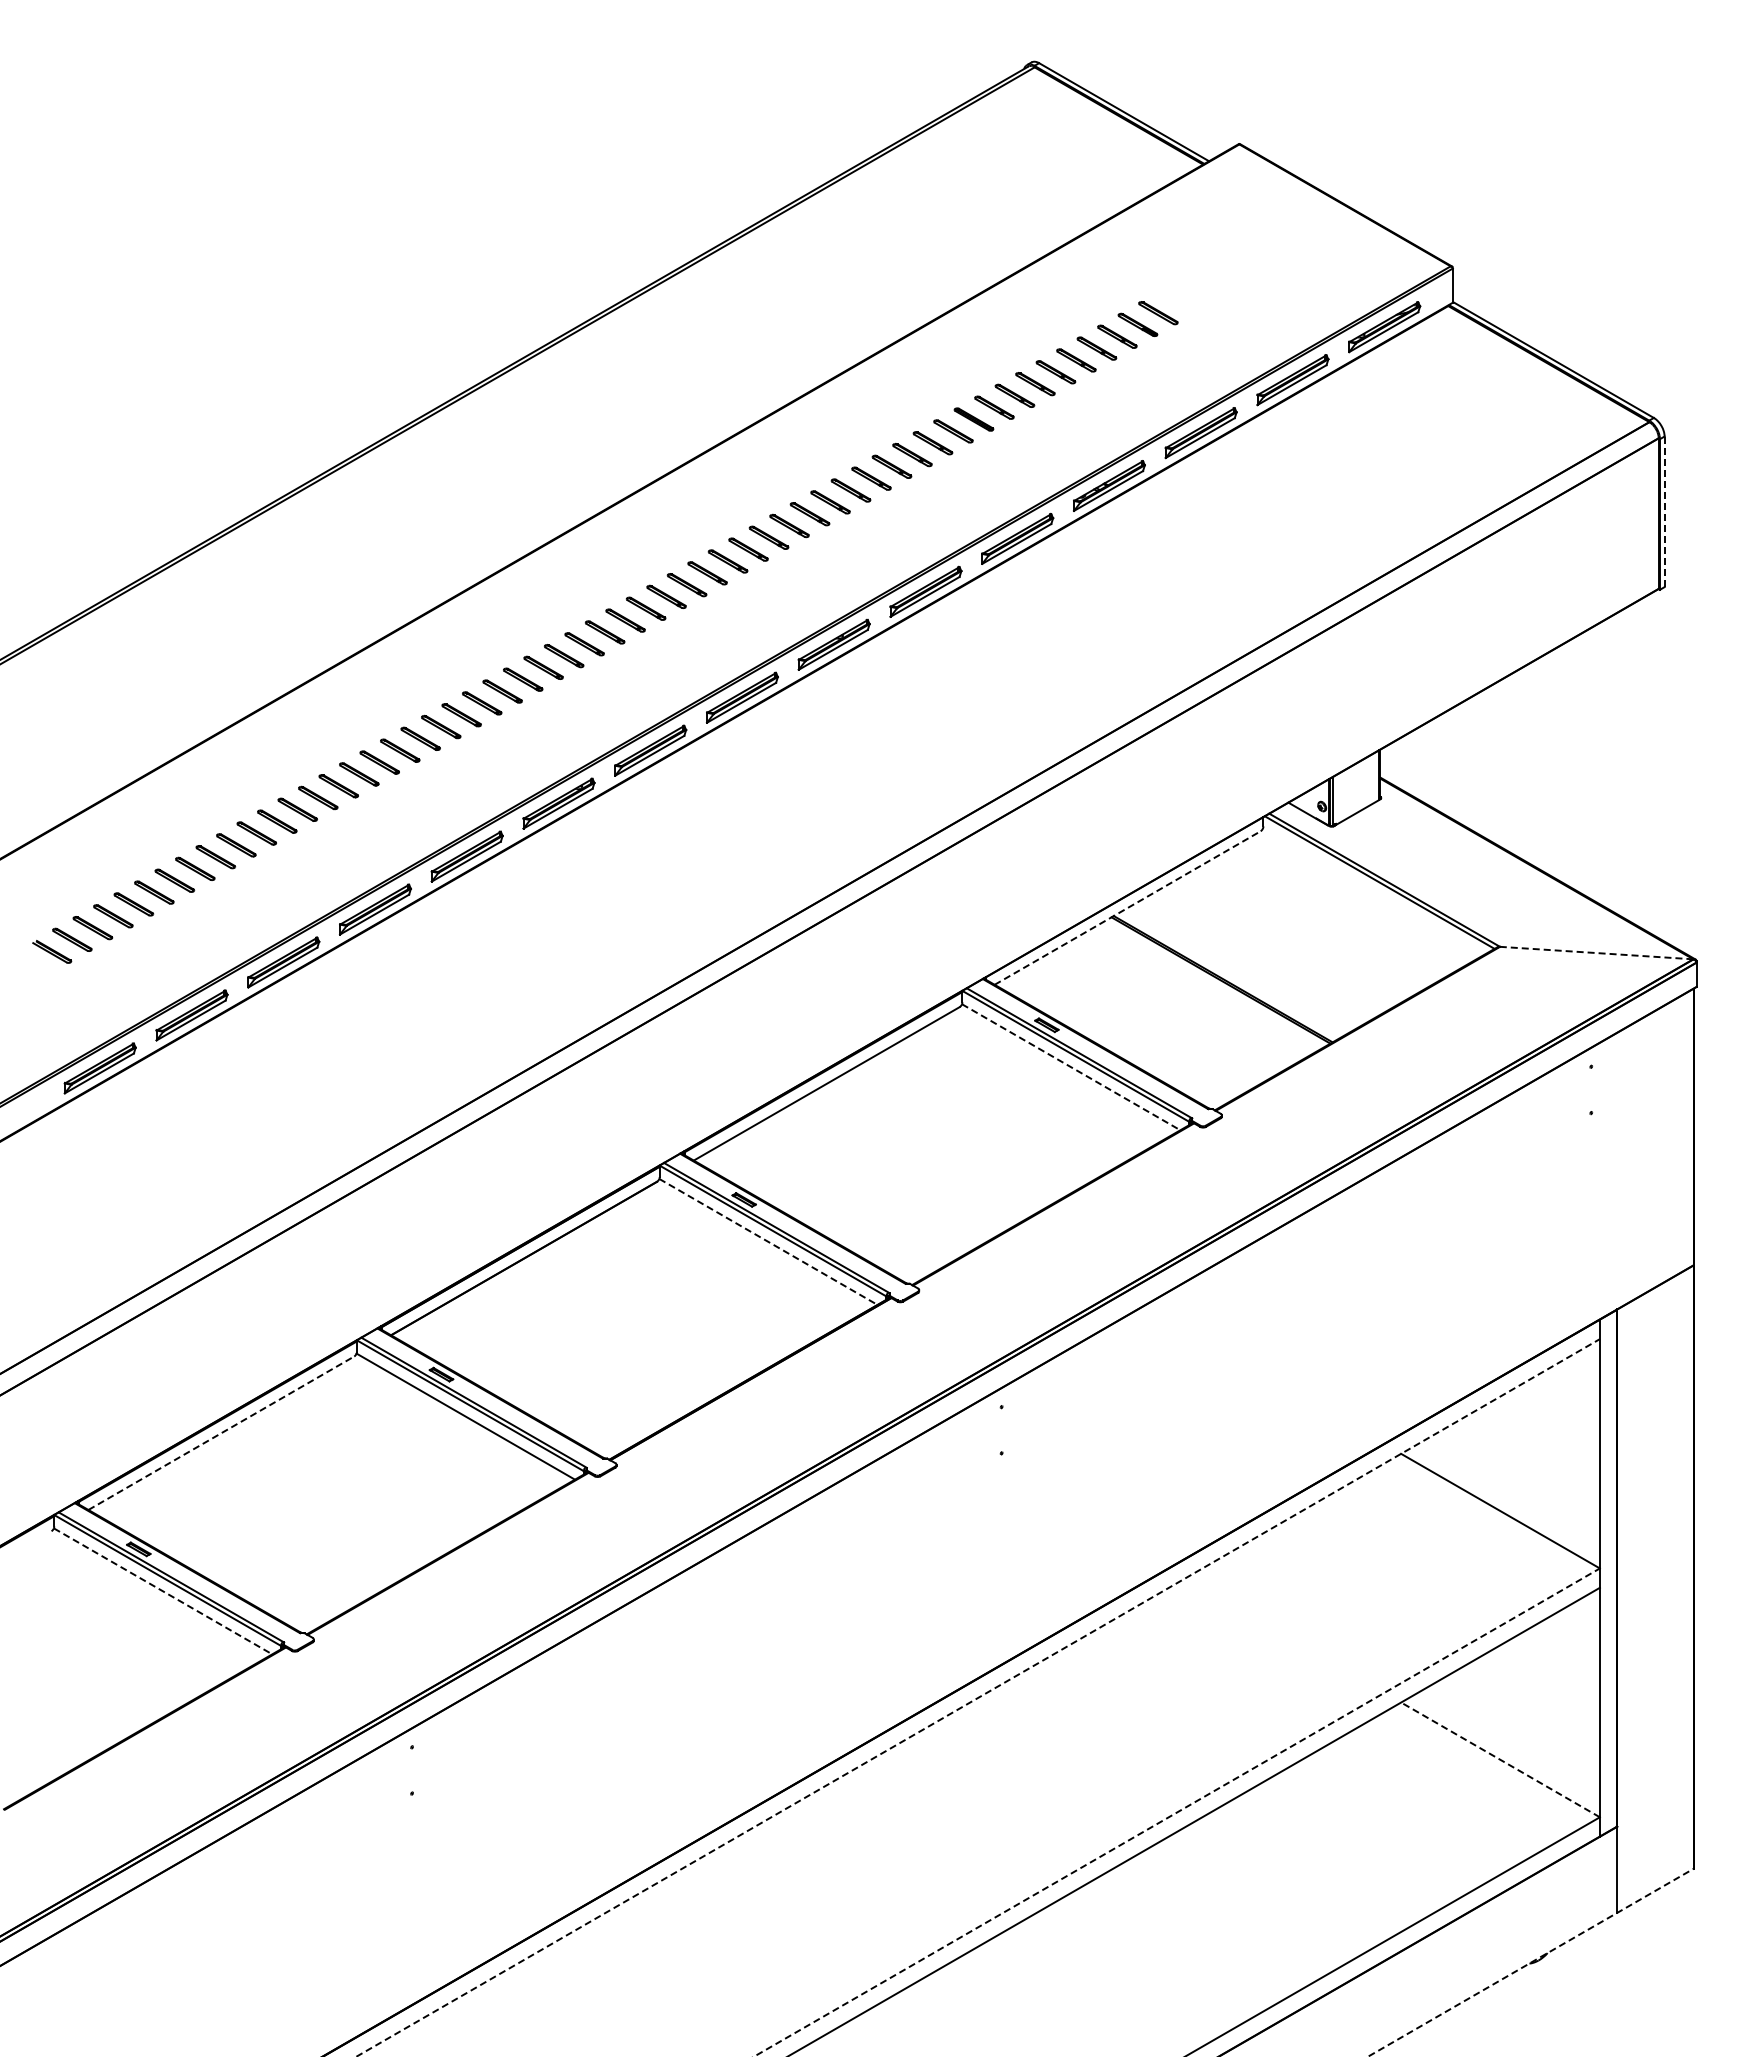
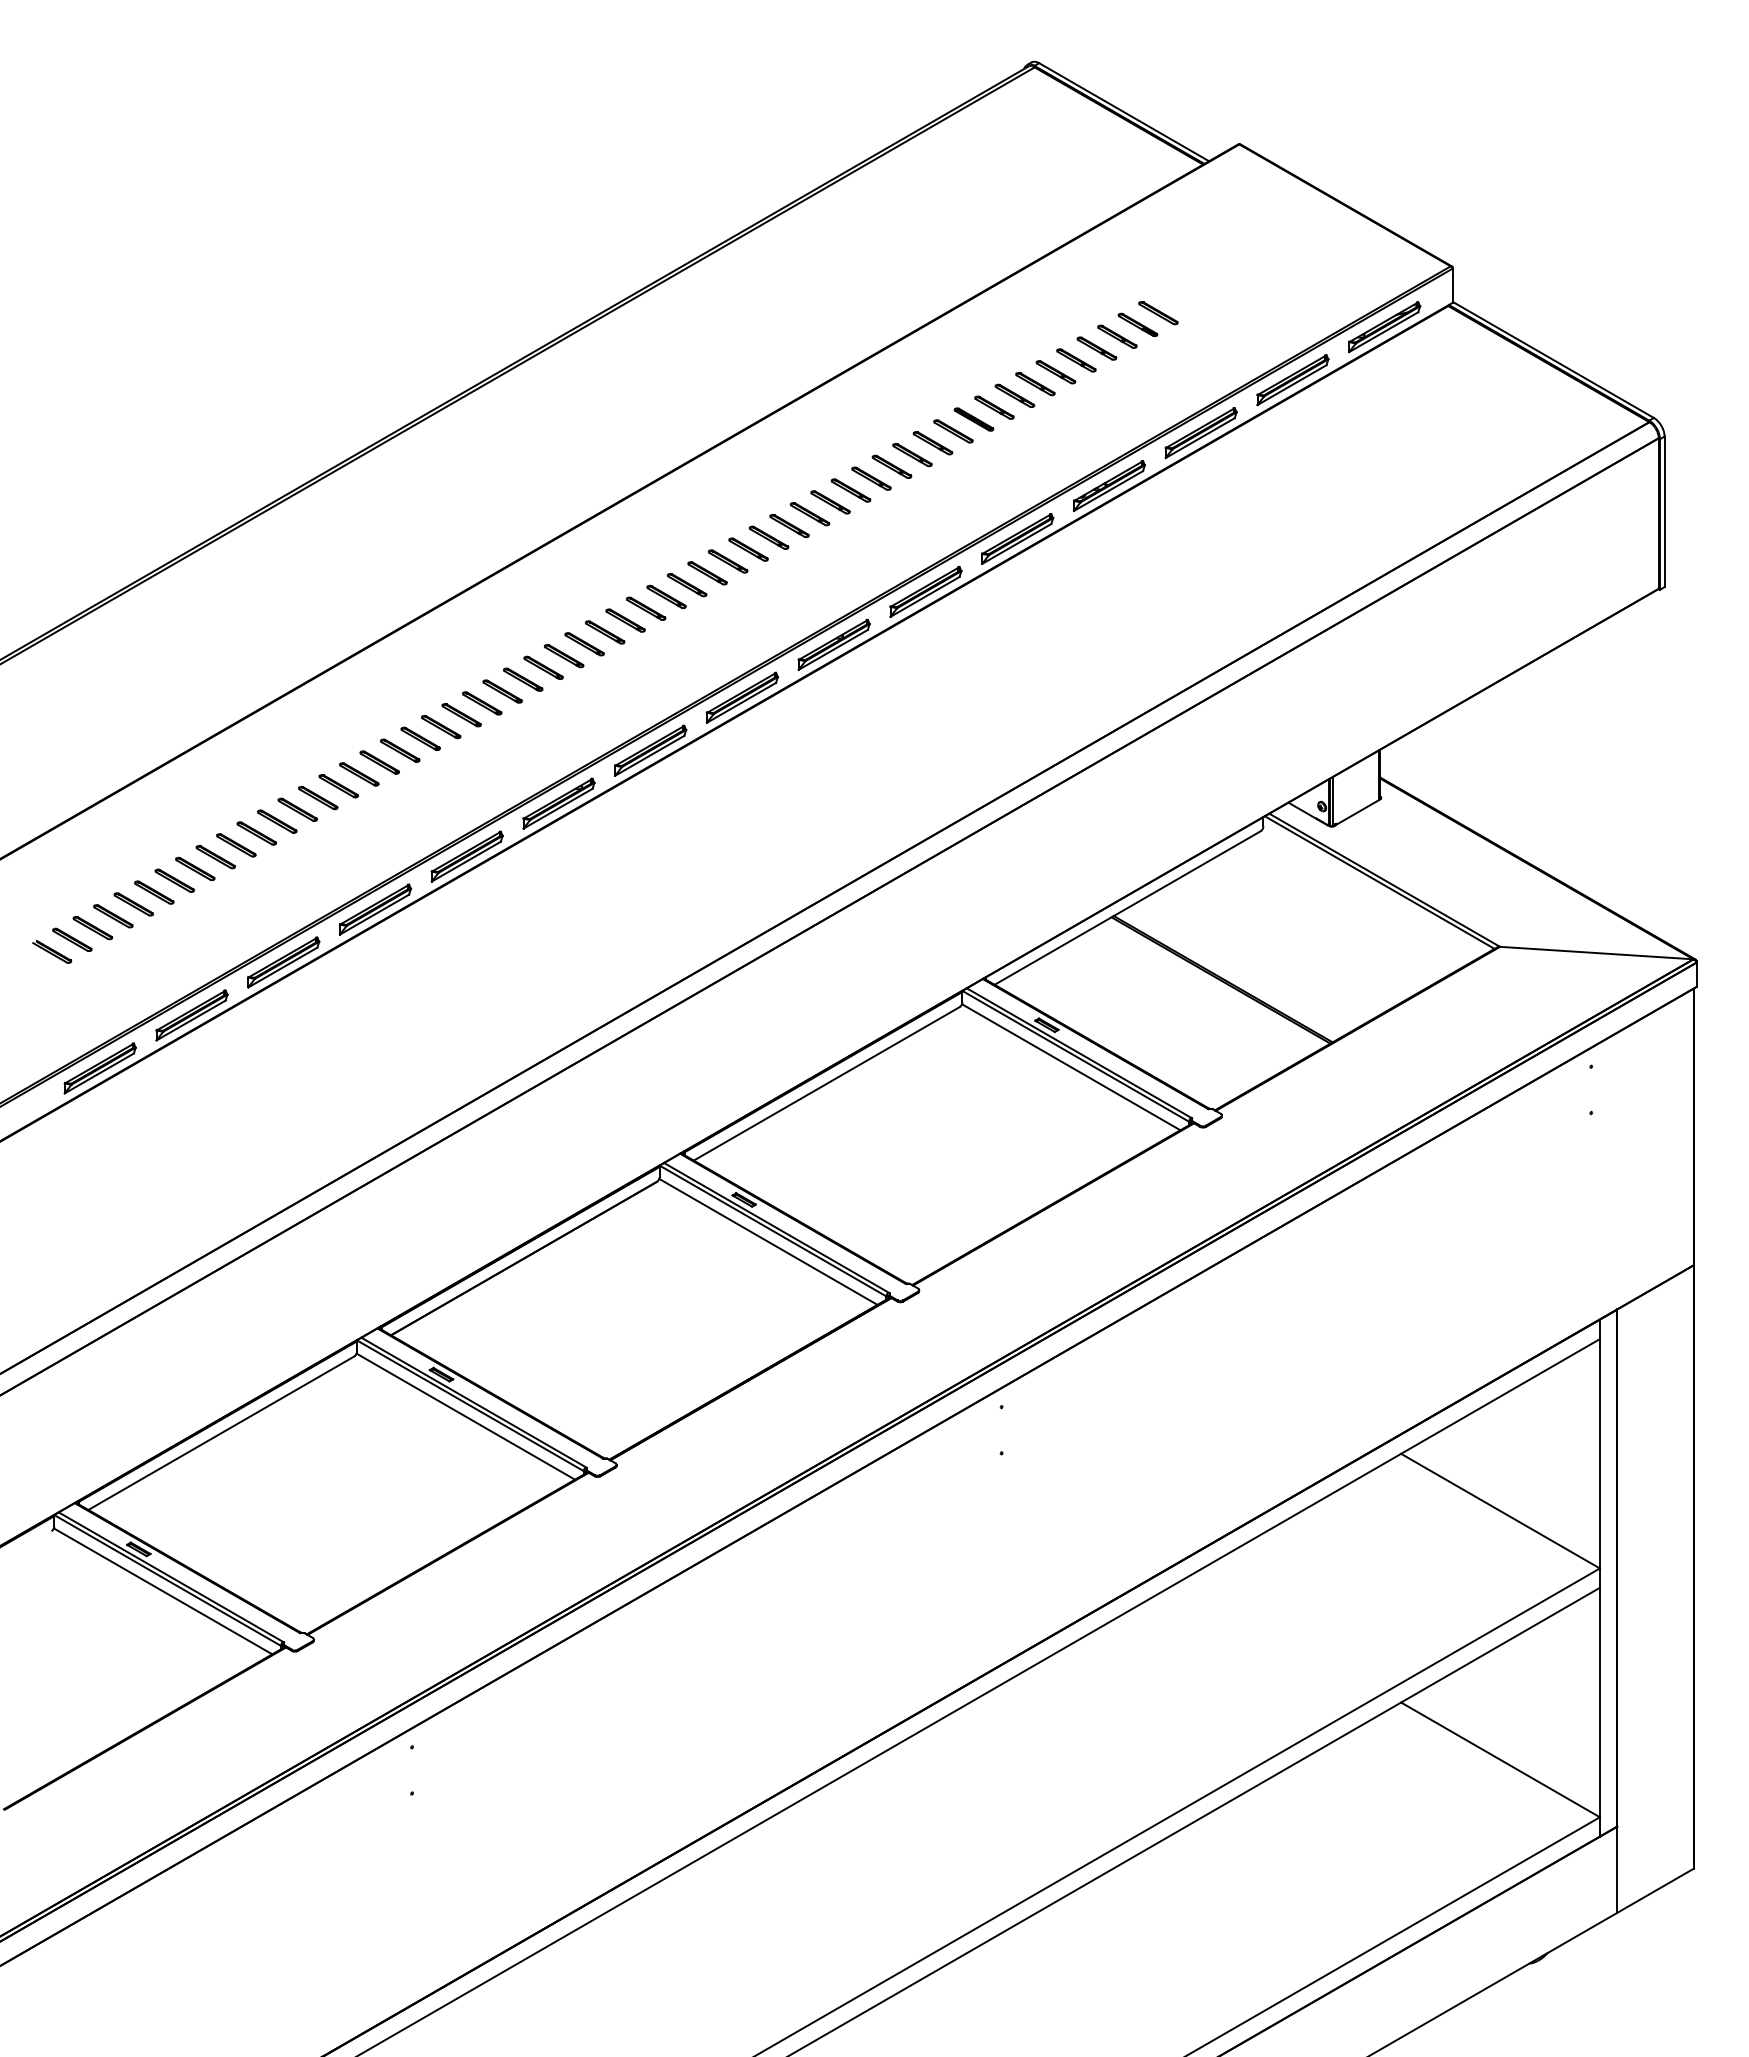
line: dashed -> solid (1664, 511)
line: dashed -> solid (1127, 908)
line: dashed -> solid (1596, 953)
line: dashed -> solid (1071, 1067)
line: dashed -> solid (768, 1242)
line: dashed -> solid (221, 1432)
line: dashed -> solid (163, 1591)
line: dashed -> solid (978, 1697)
line: dashed -> solid (1500, 1759)
line: dashed -> solid (1177, 1812)
line: dashed -> solid (1530, 1962)
